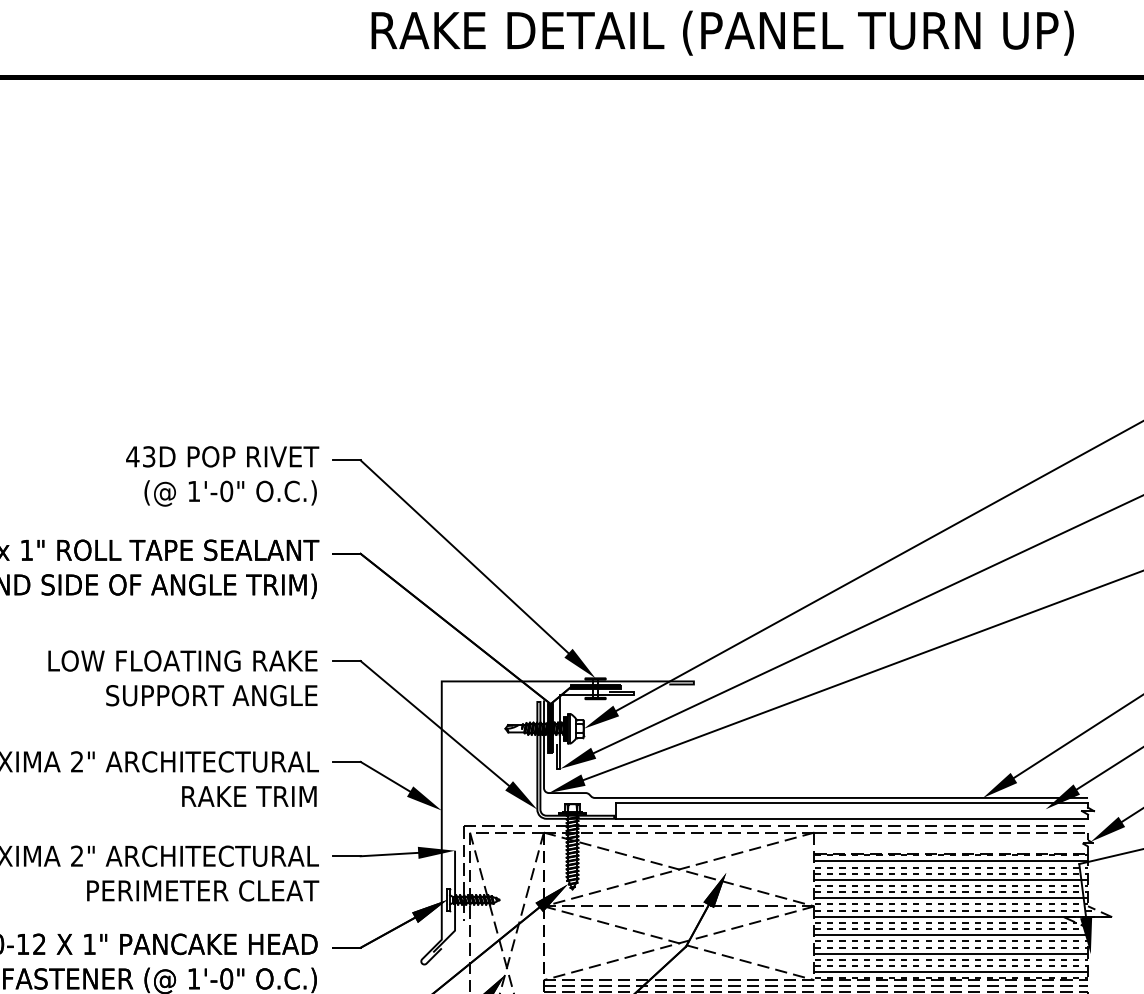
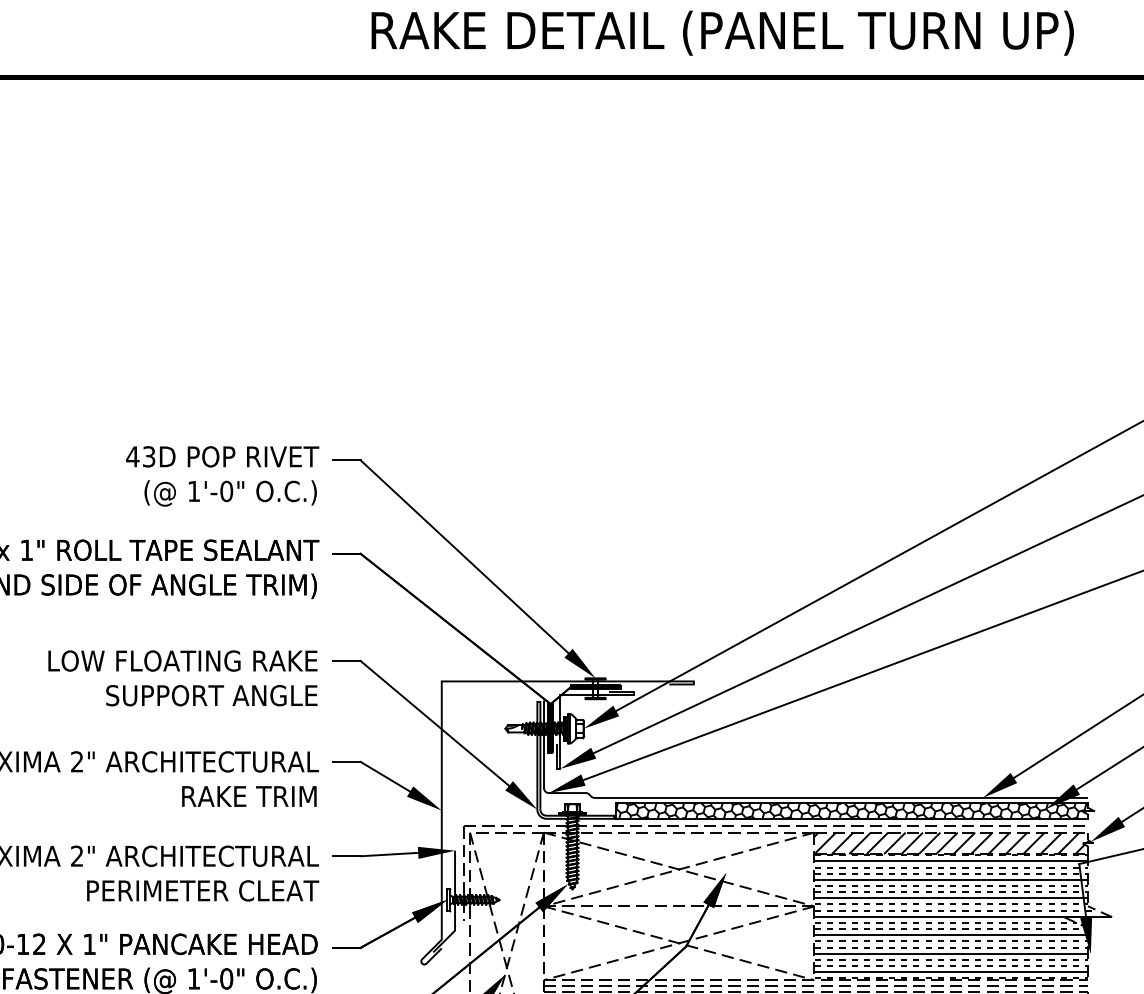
hatch: none -> present (852, 810)
hatch: none -> present (951, 843)
